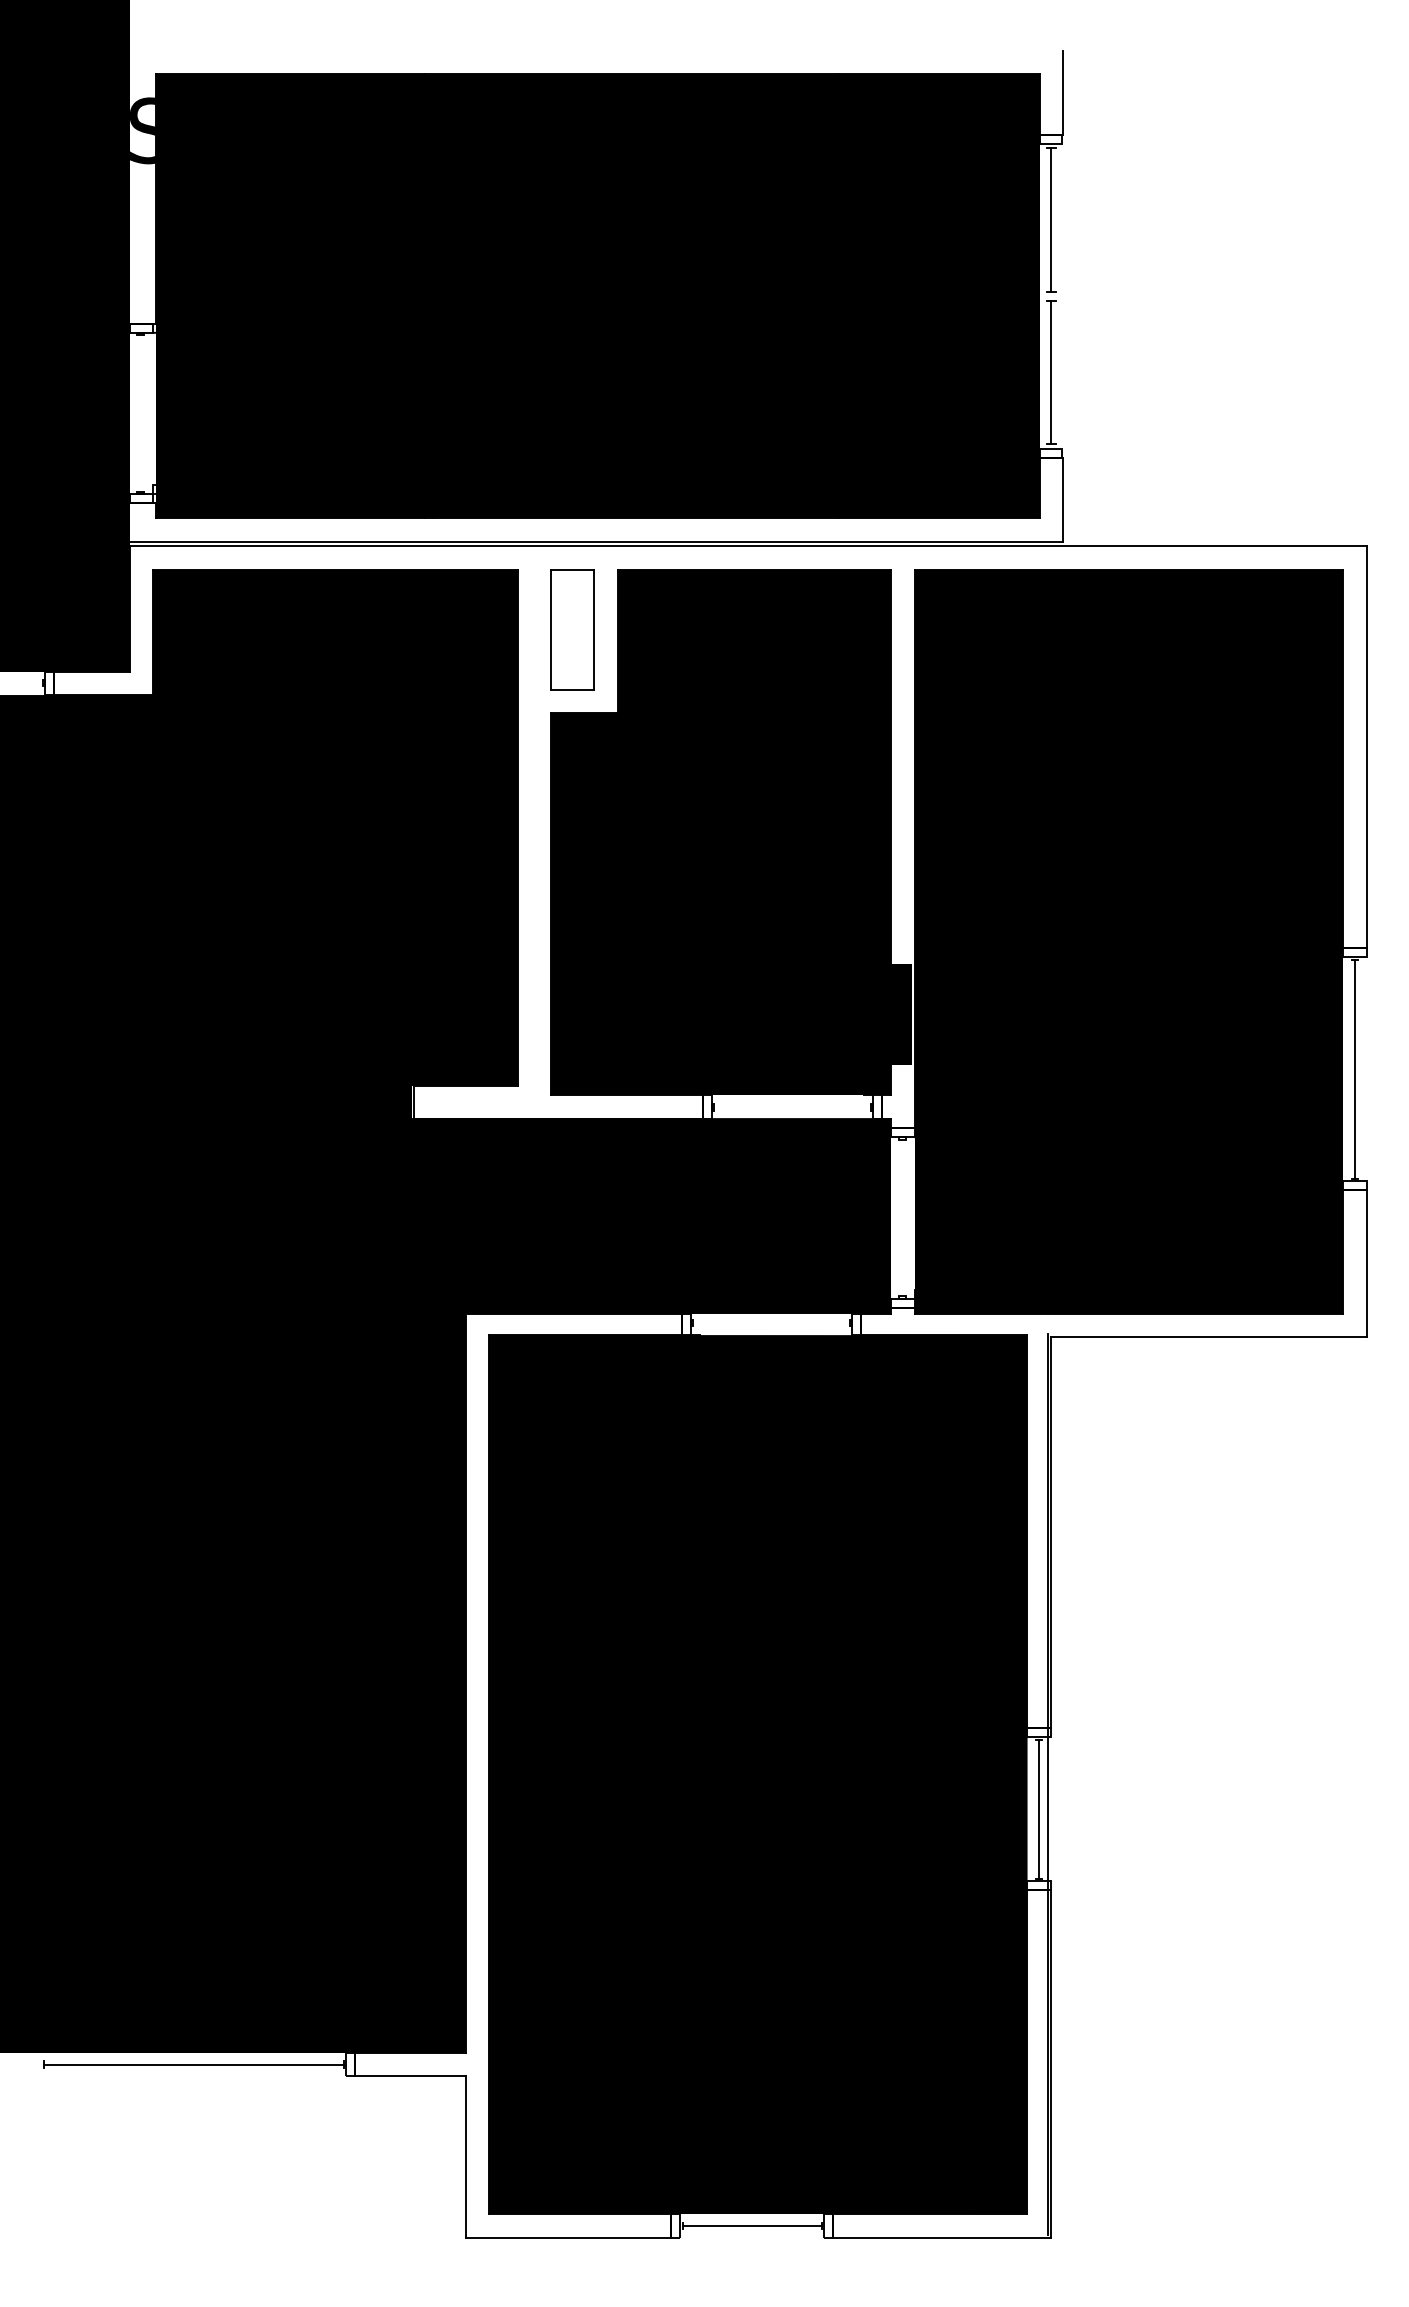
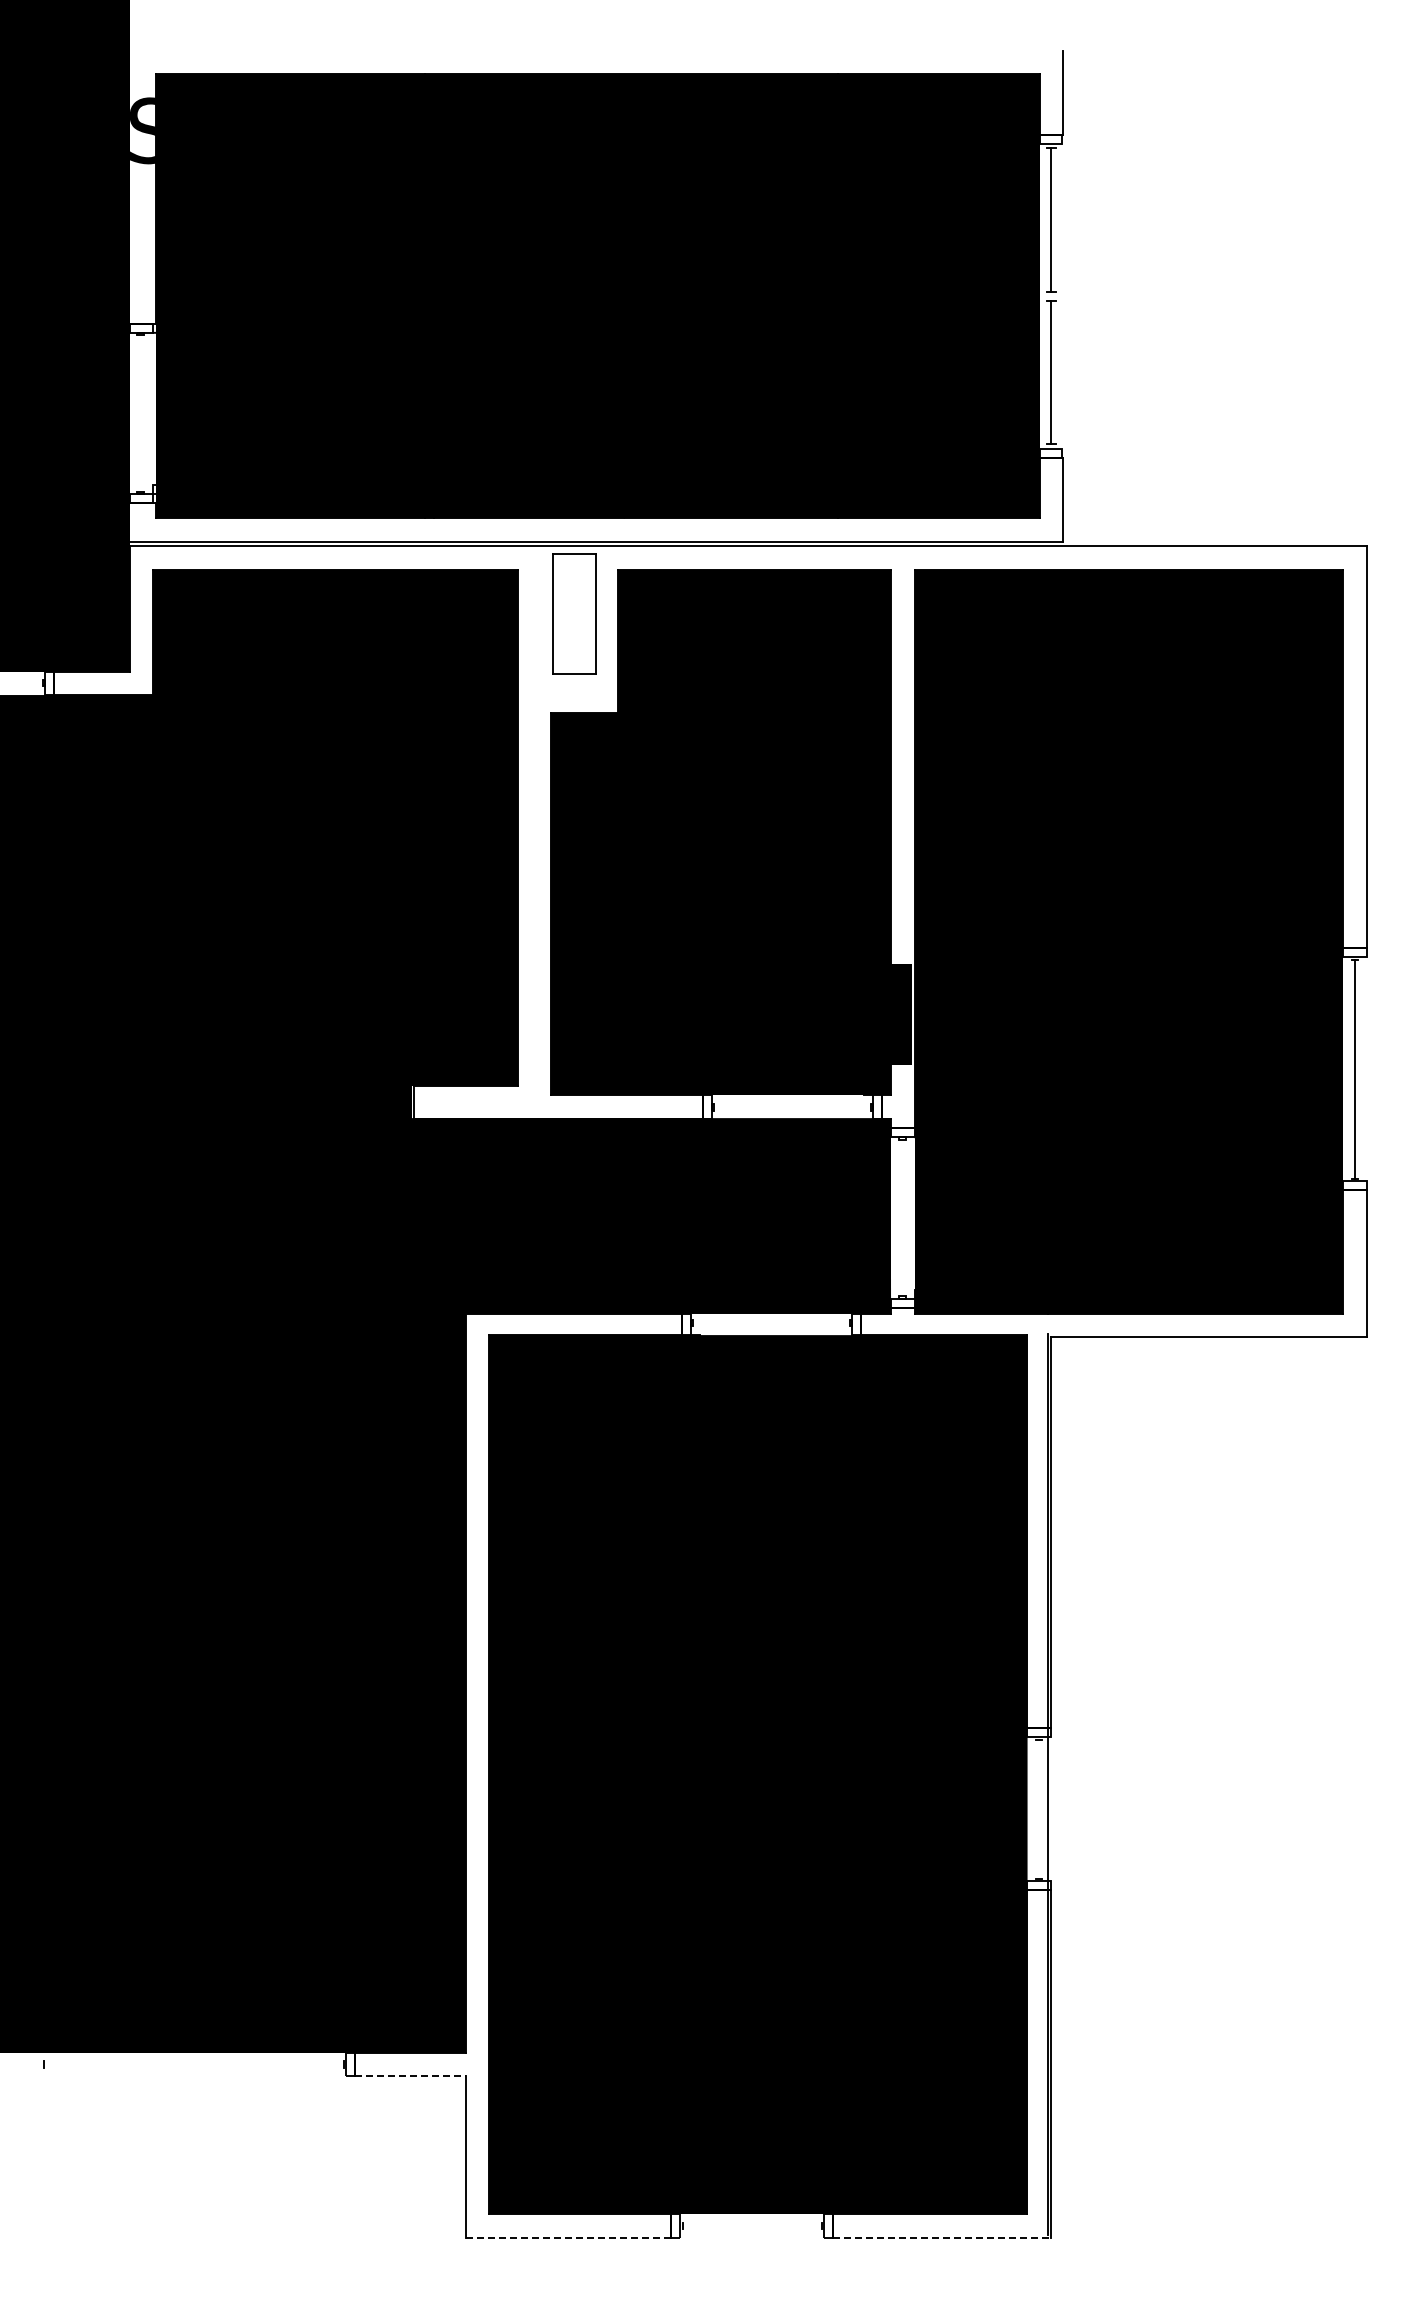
part position: (572, 629) -> (574, 613) (574, 613)
line: present -> none (1038, 1808)
line: present -> none (193, 2064)
line: solid -> dashed (410, 2076)
line: present -> none (751, 2226)
line: solid -> dashed (568, 2237)
line: solid -> dashed (941, 2237)
